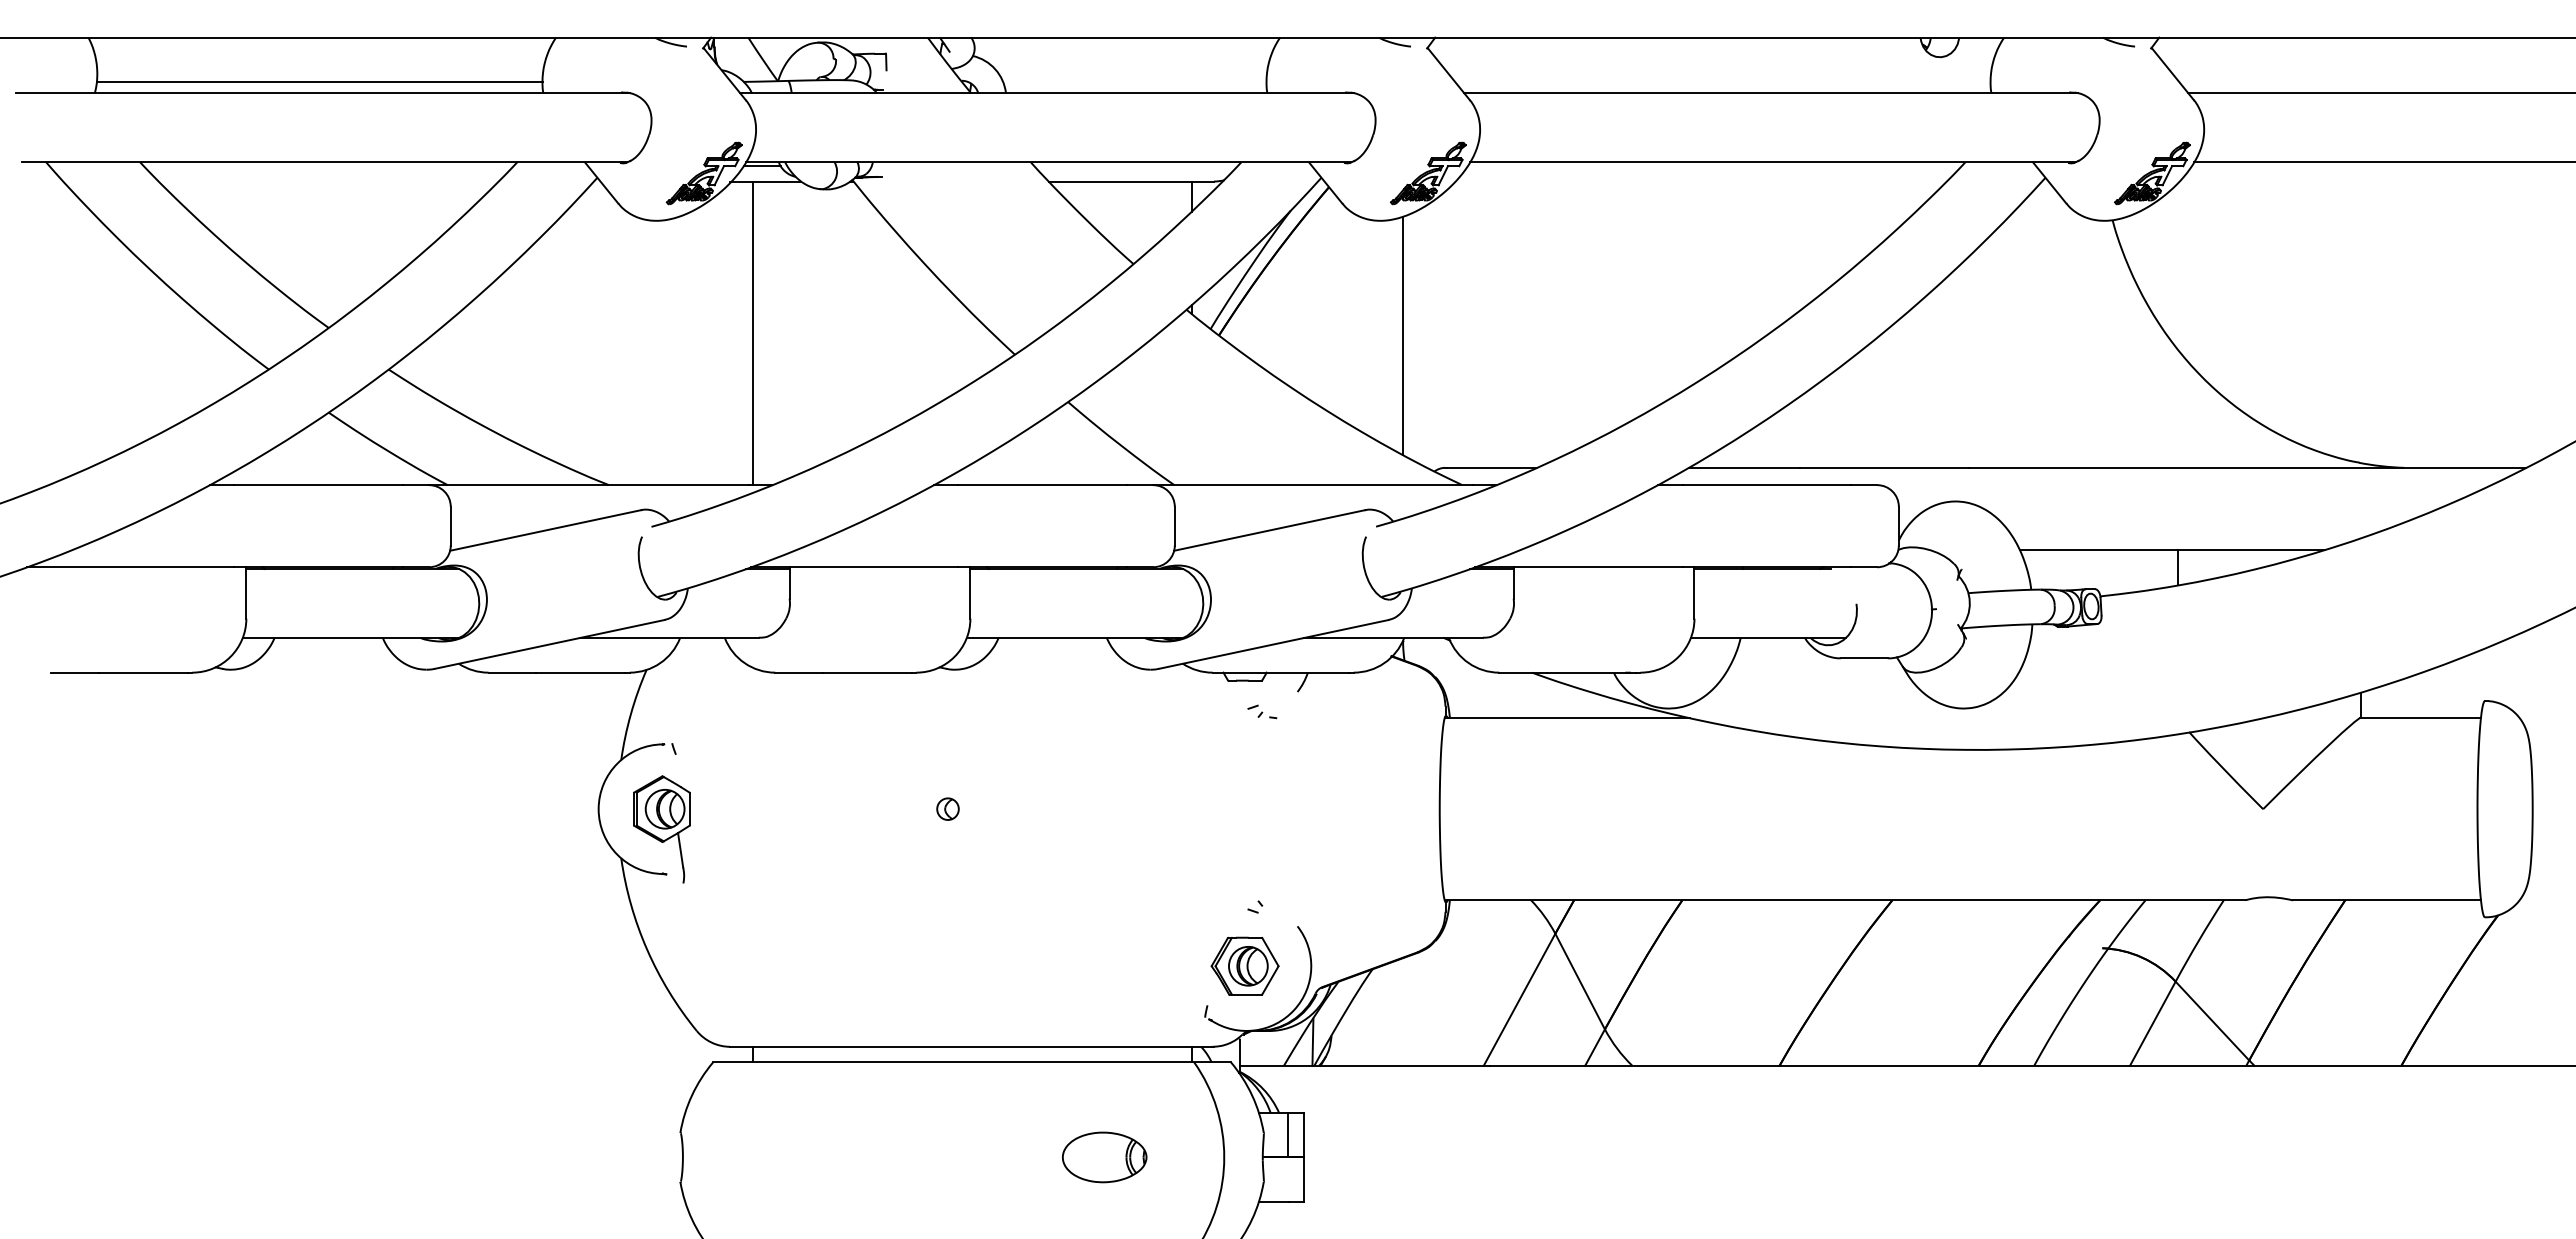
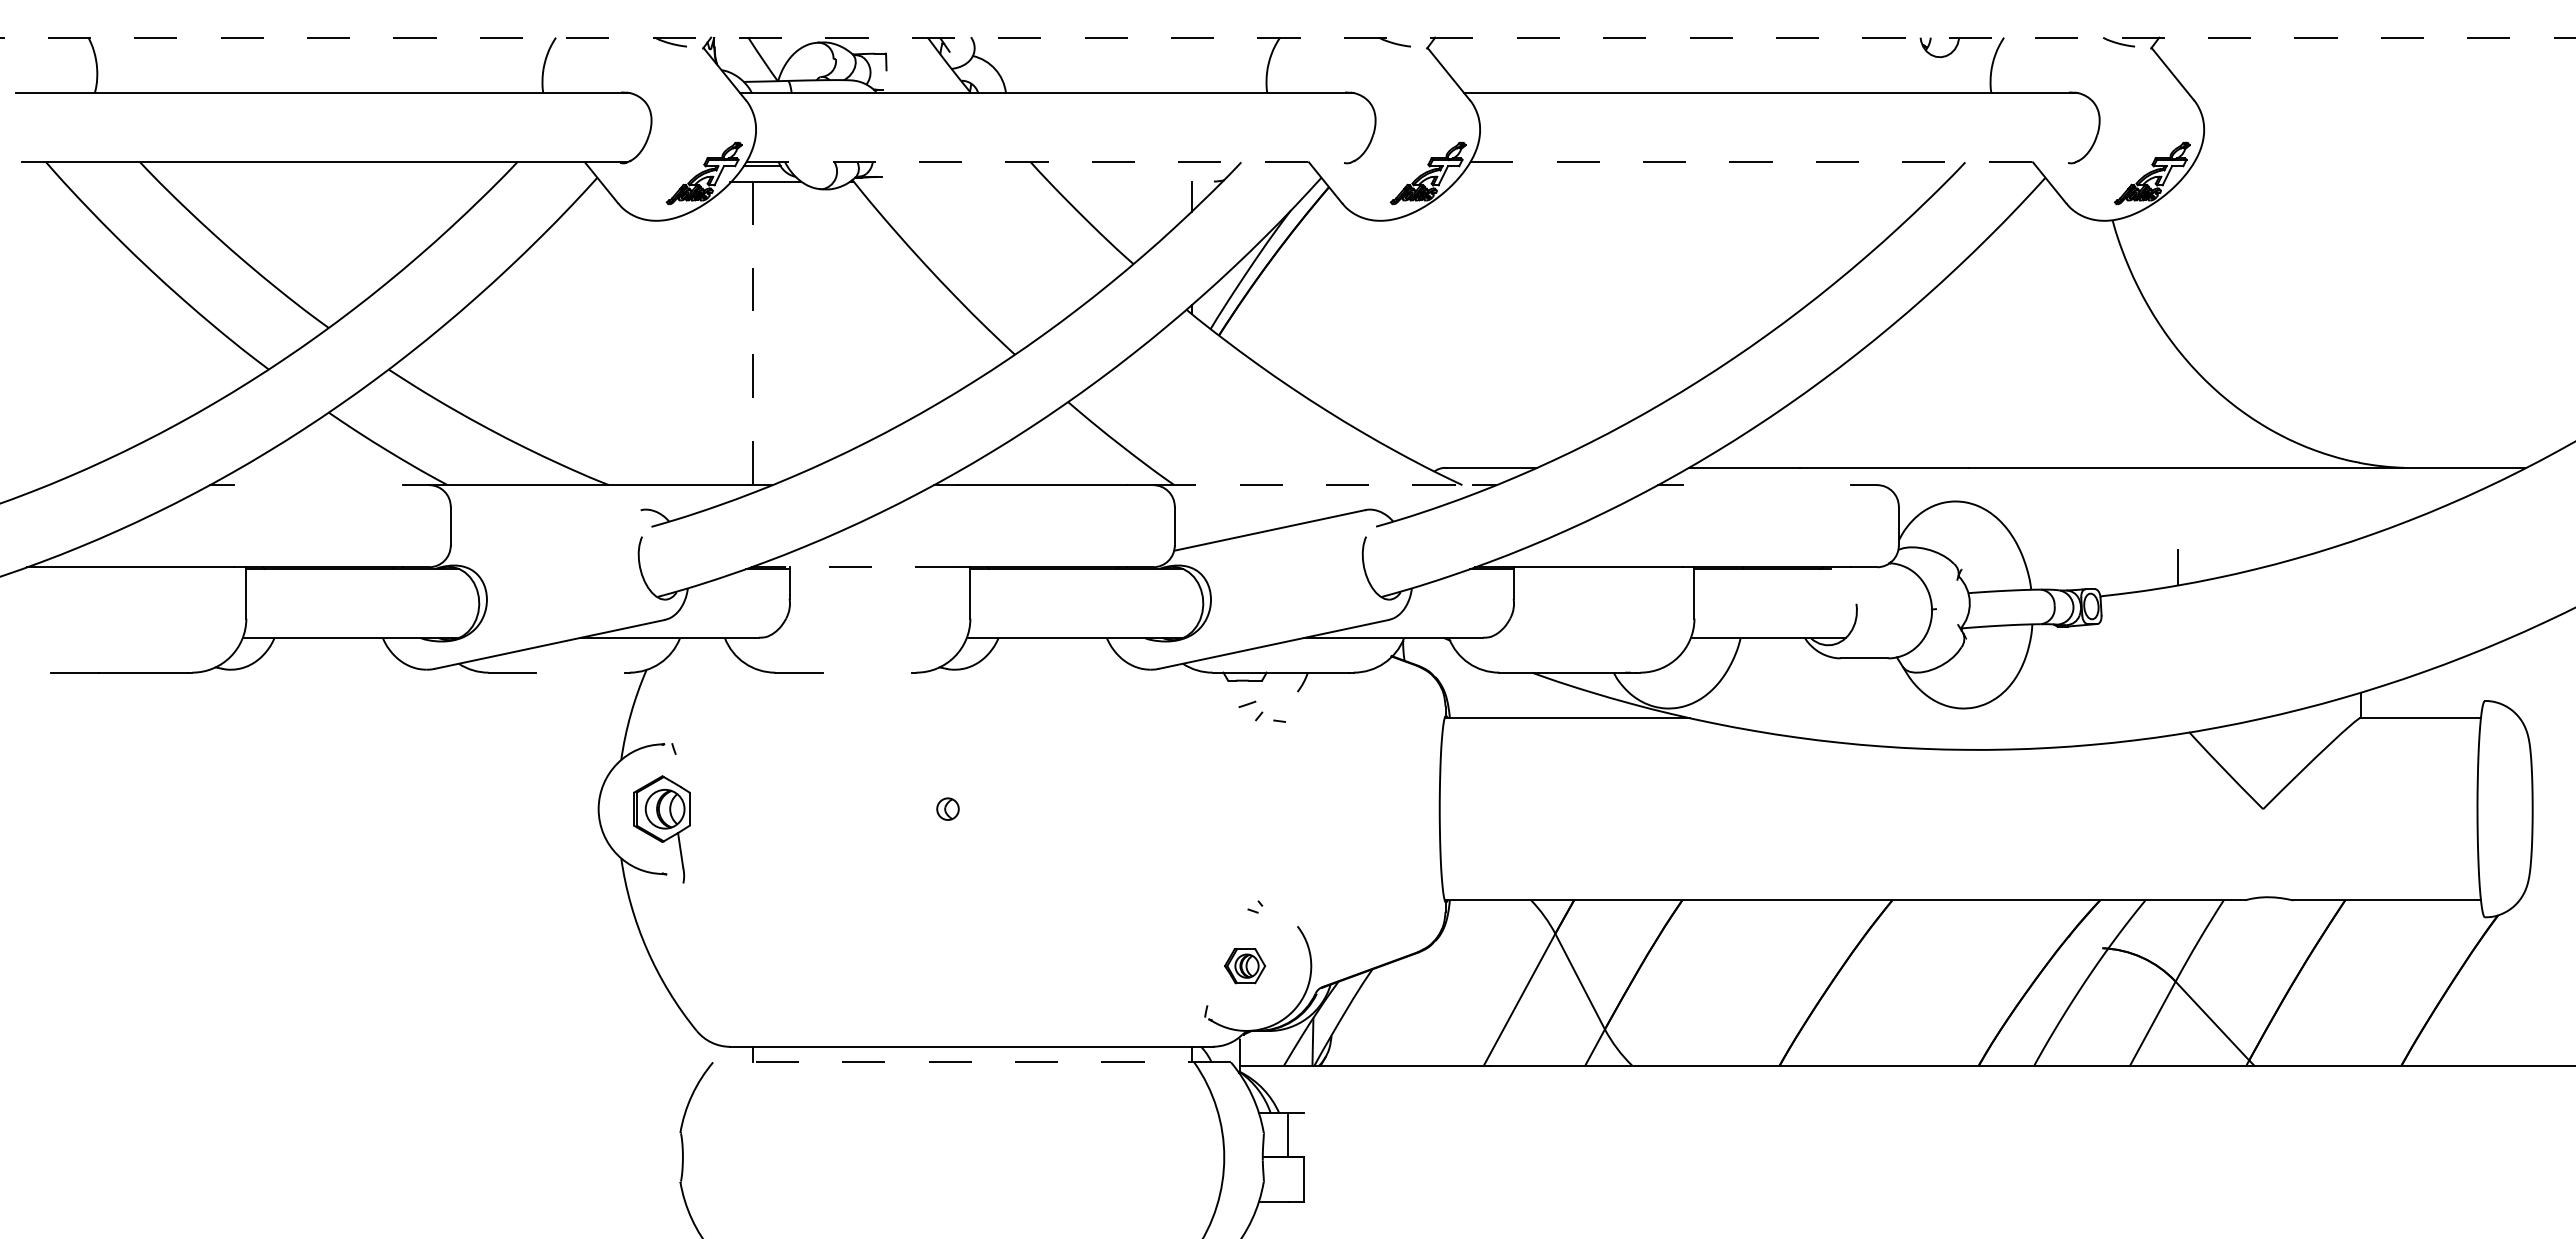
line: solid -> dashed (1288, 37)
line: present -> none (319, 82)
line: present -> none (2380, 93)
line: solid -> dashed (1048, 162)
line: solid -> dashed (1772, 162)
line: present -> none (2383, 162)
line: present -> none (1131, 181)
line: solid -> dashed (752, 333)
line: present -> none (1403, 335)
line: present -> none (318, 485)
line: solid -> dashed (1312, 485)
line: present -> none (1766, 485)
line: present -> none (545, 530)
line: present -> none (2172, 549)
line: solid -> dashed (854, 567)
line: present -> none (580, 672)
line: present -> none (866, 672)
part size: 31x16 px -> 48x23 px (1261, 711)
part size: 70x60 px -> 43x37 px (1245, 966)
line: solid -> dashed (972, 1062)
line: present -> none (1304, 1135)
part: present -> none (1104, 1157)
